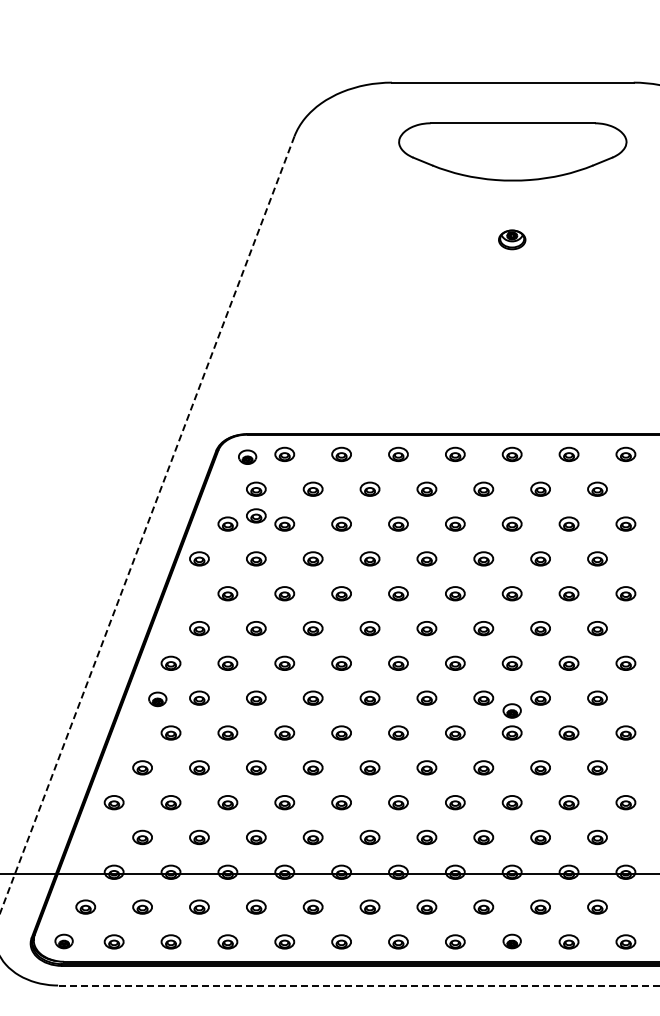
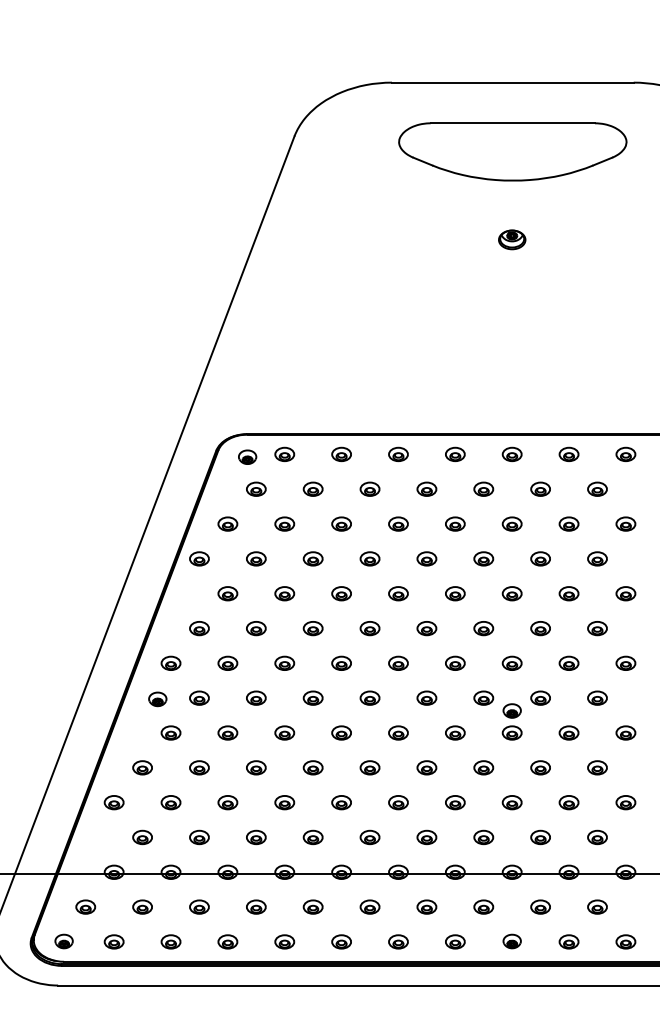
part: present -> none (256, 515)
line: dashed -> solid (147, 525)
line: dashed -> solid (358, 985)
